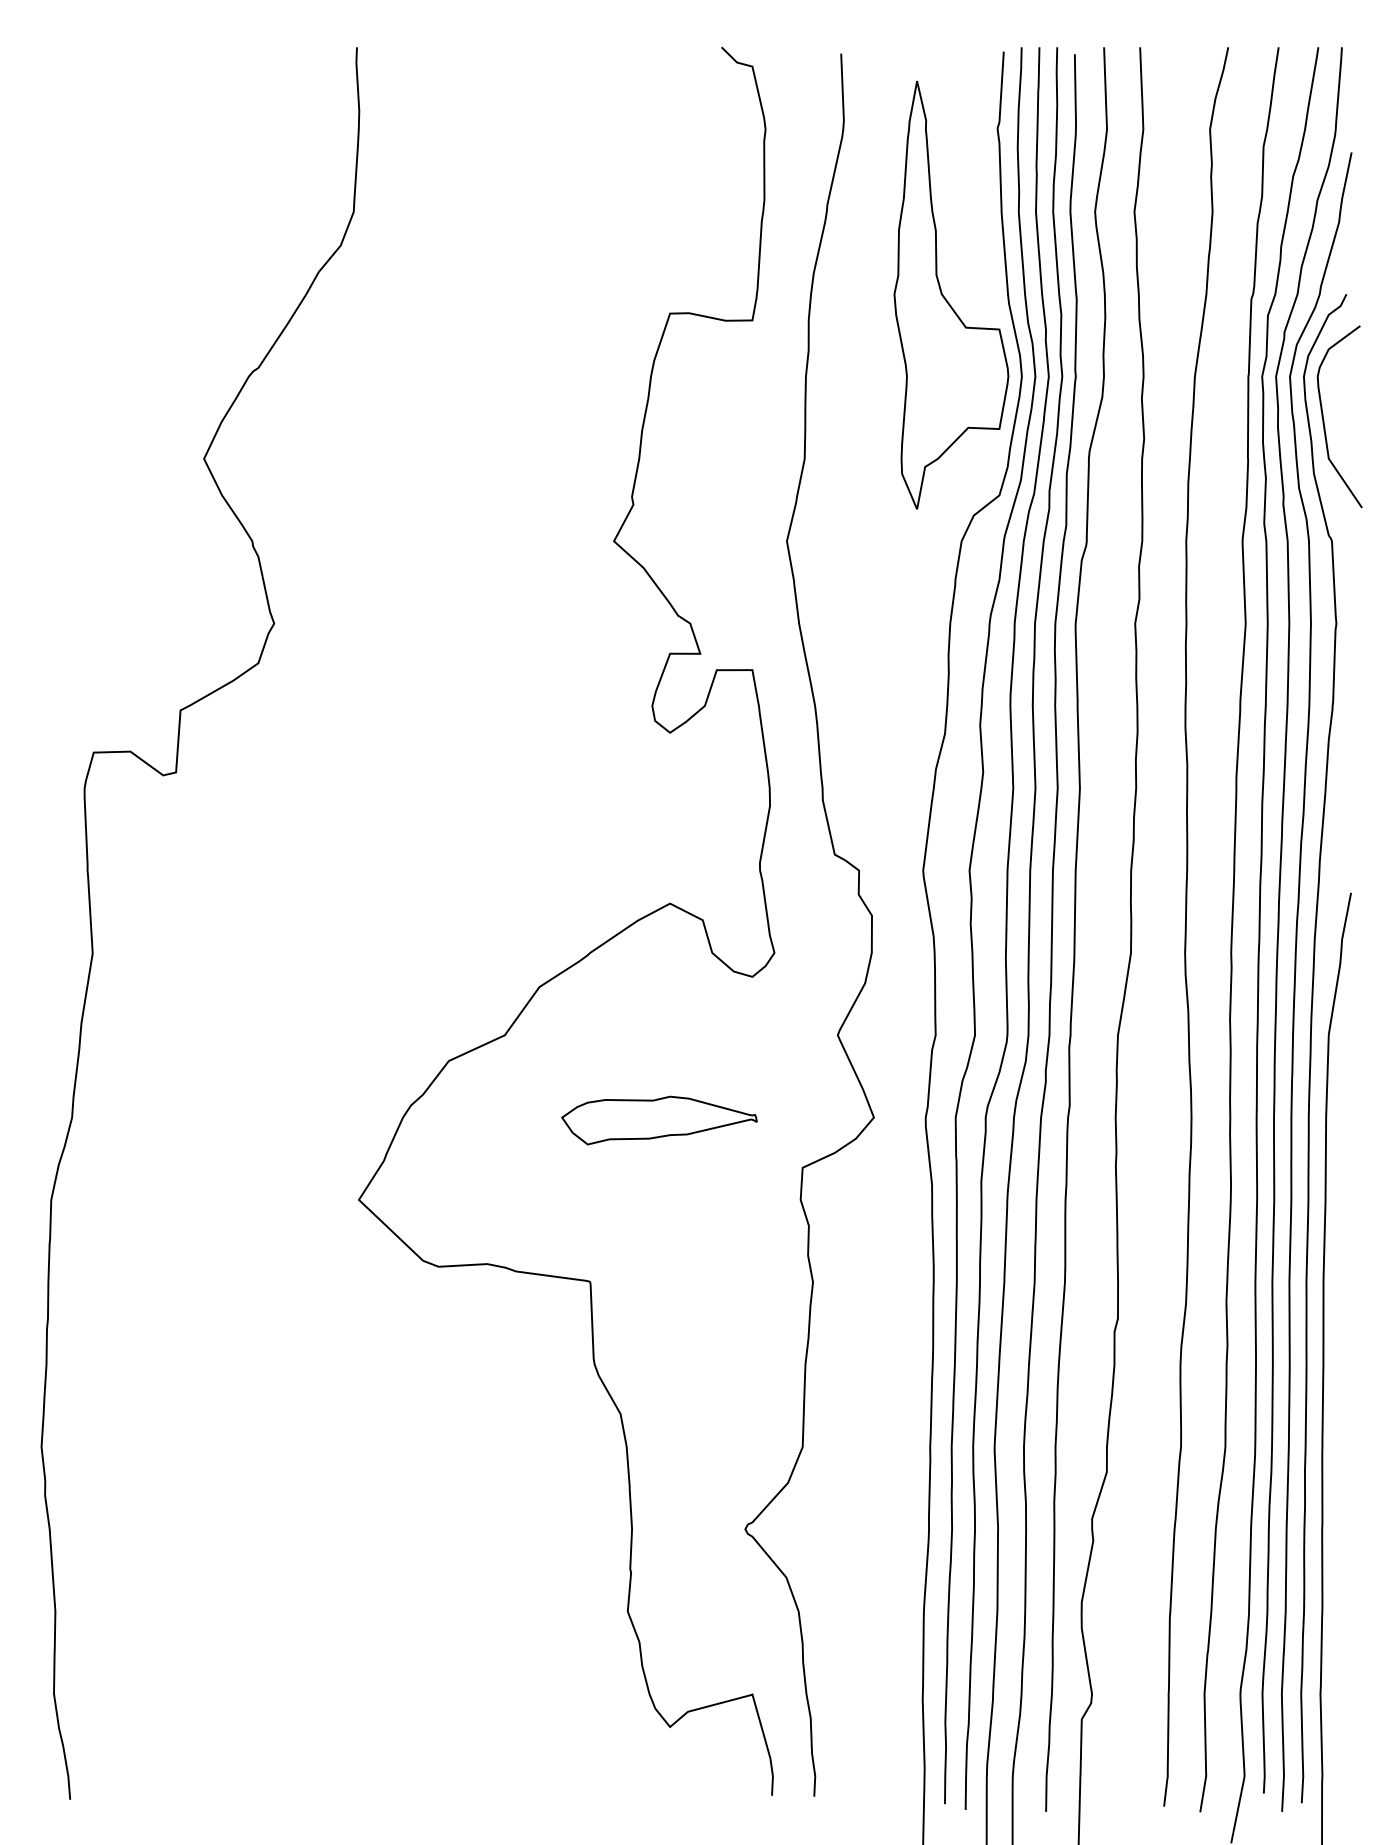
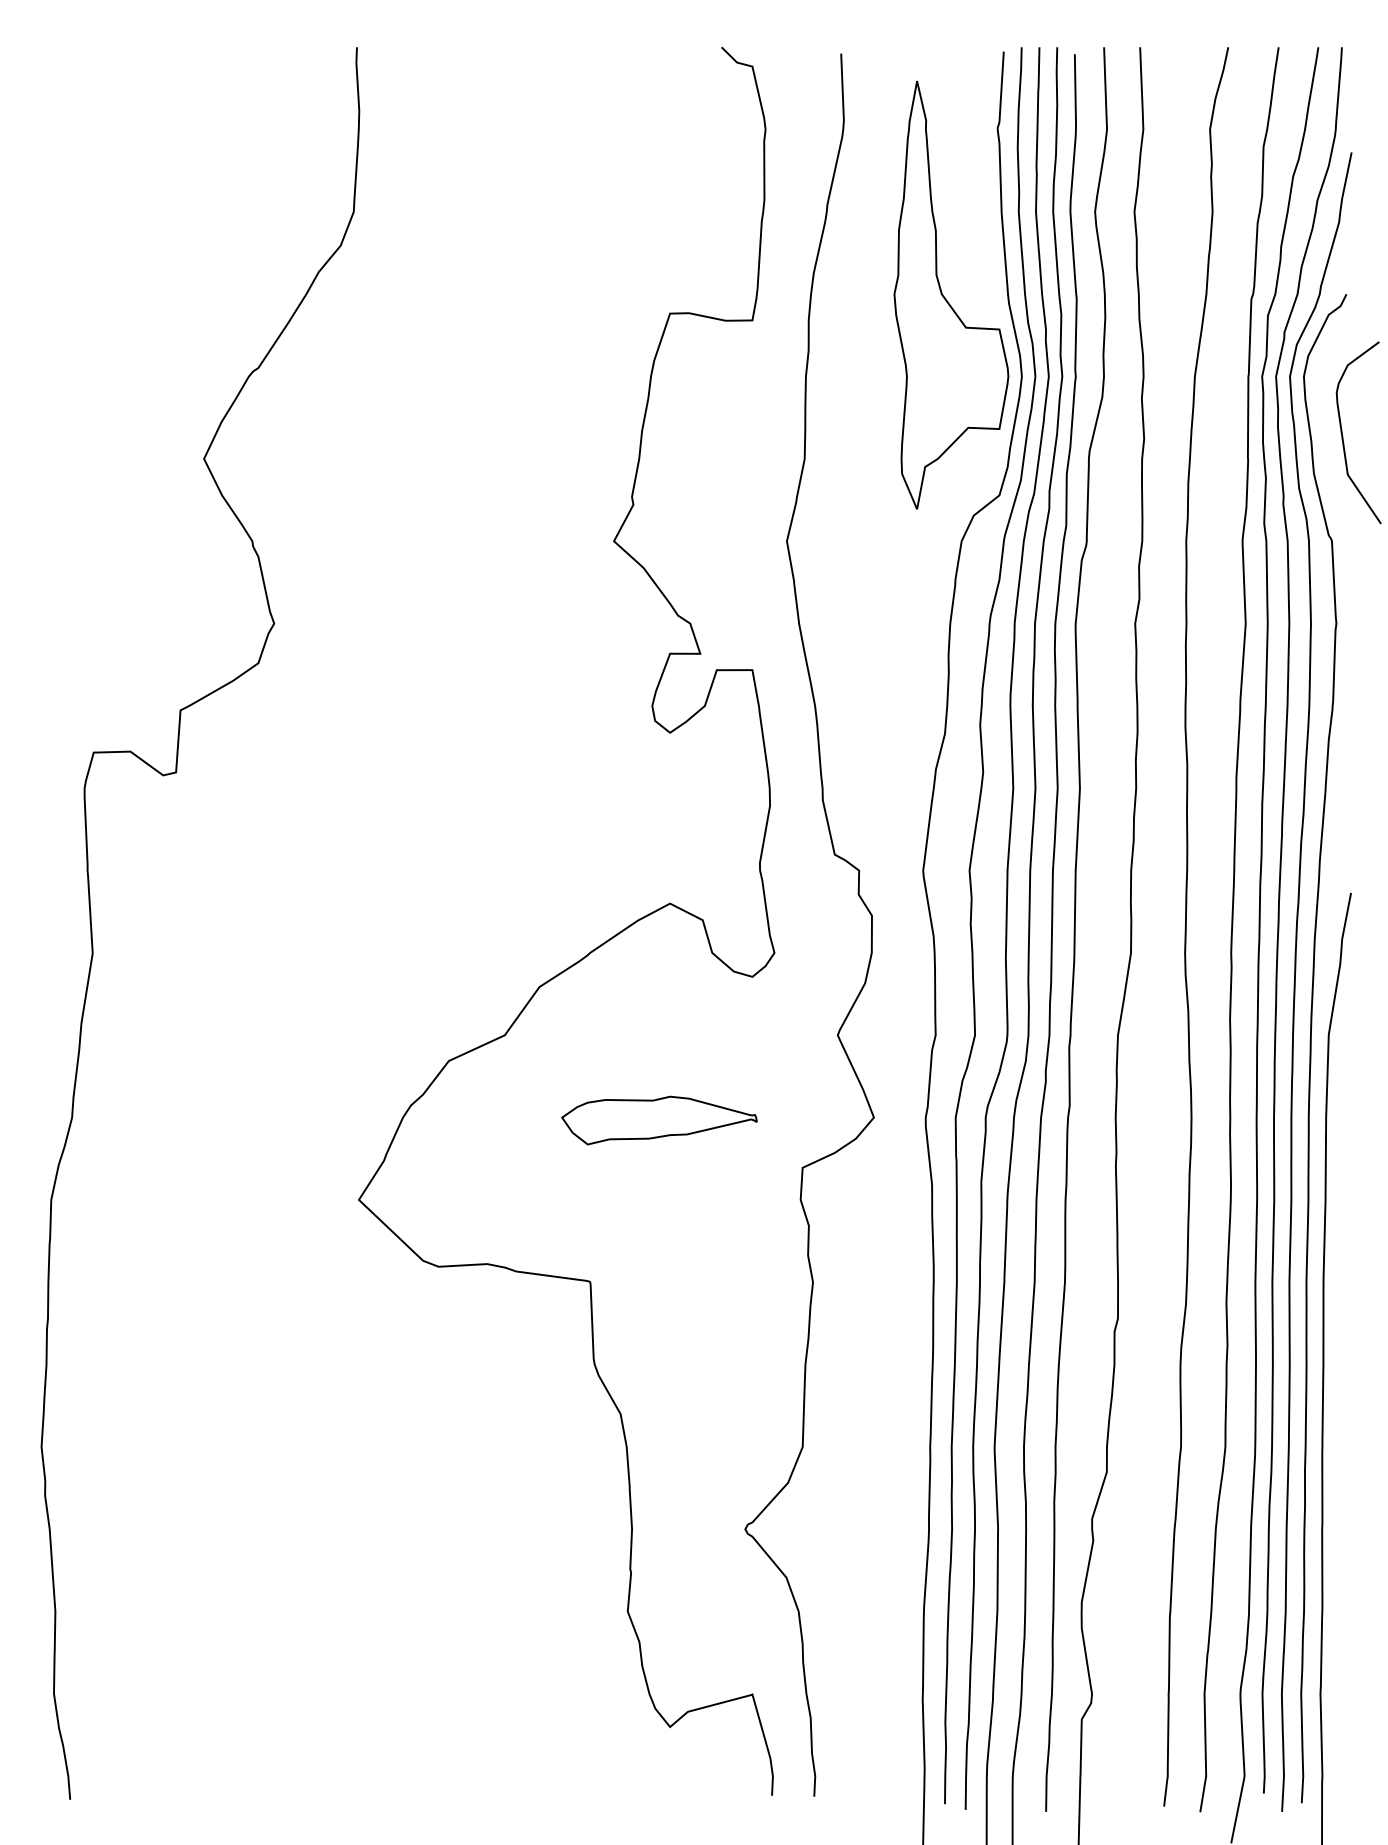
curve position: (1324, 420) -> (1343, 436) (1343, 436)
